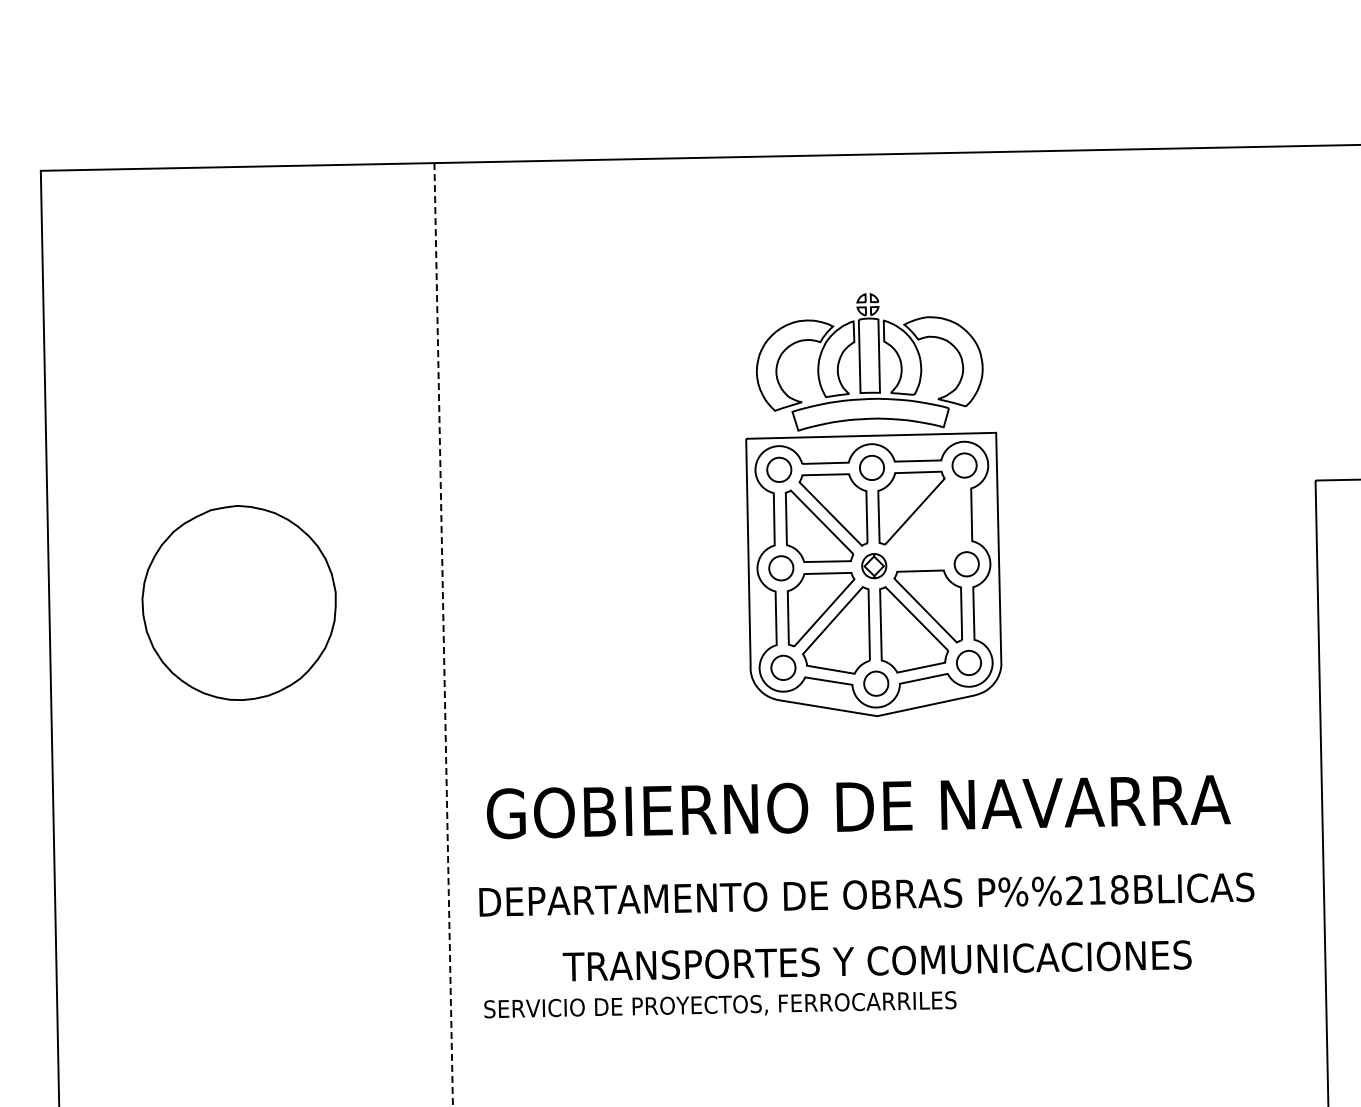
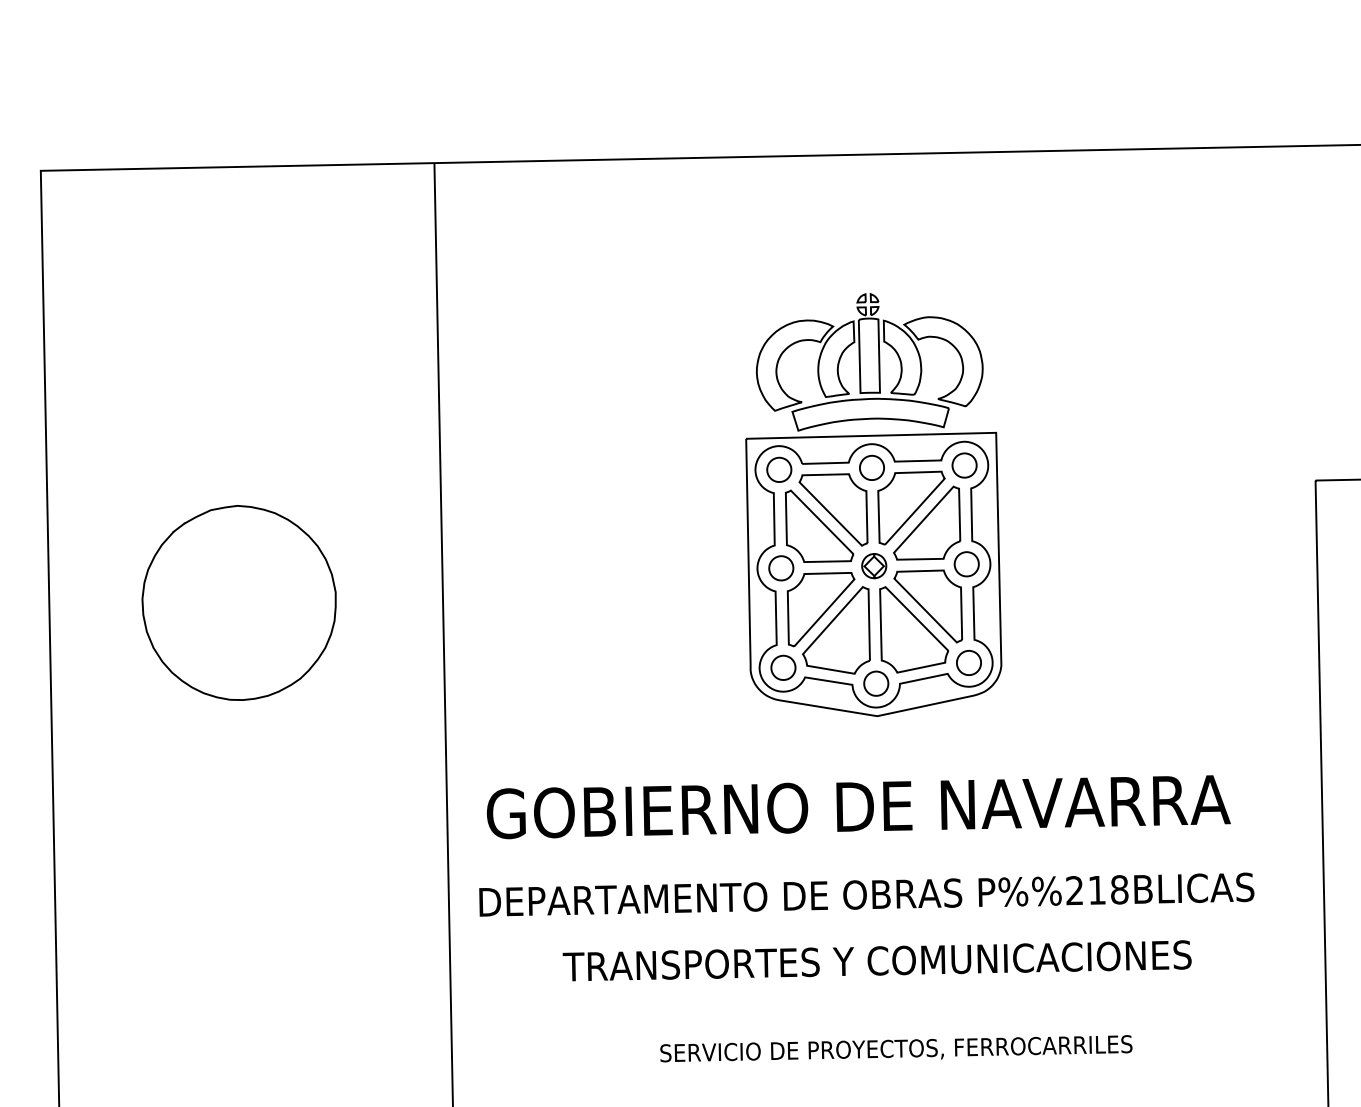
part: none -> present (927, 522)
line: dashed -> solid (443, 634)
text position: (720, 1004) -> (896, 1048) (896, 1048)
